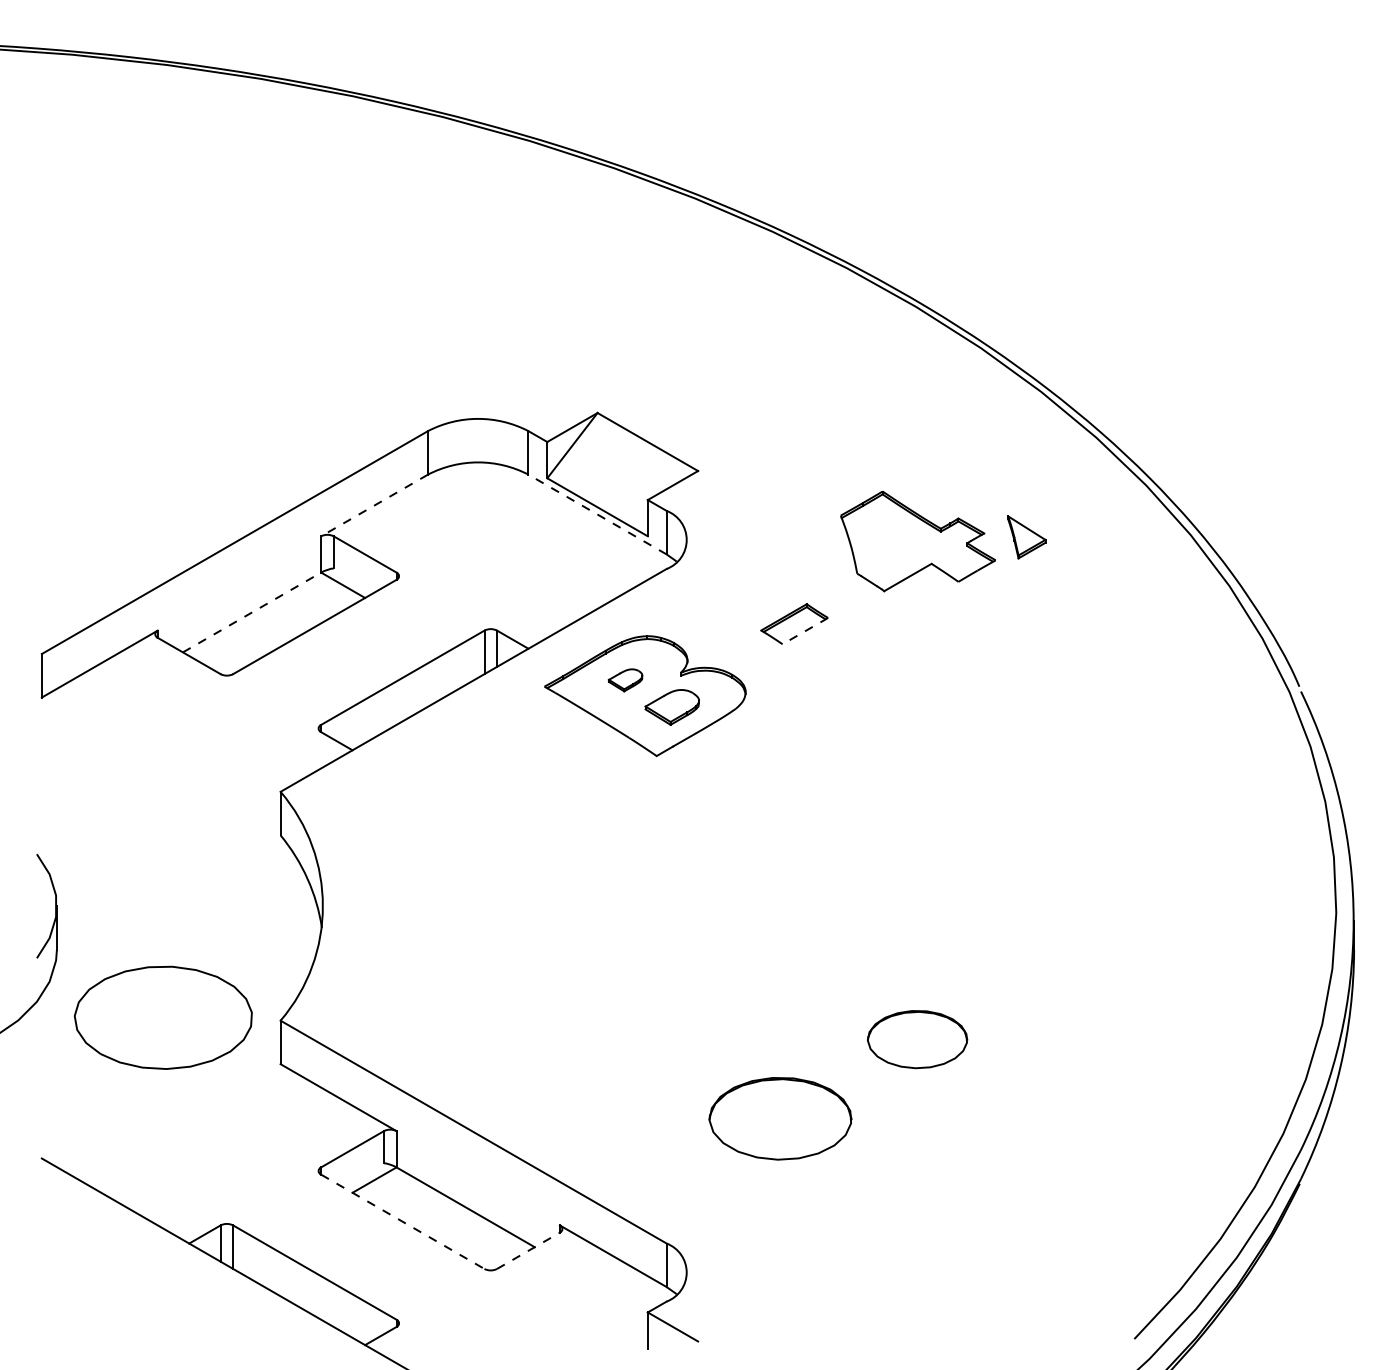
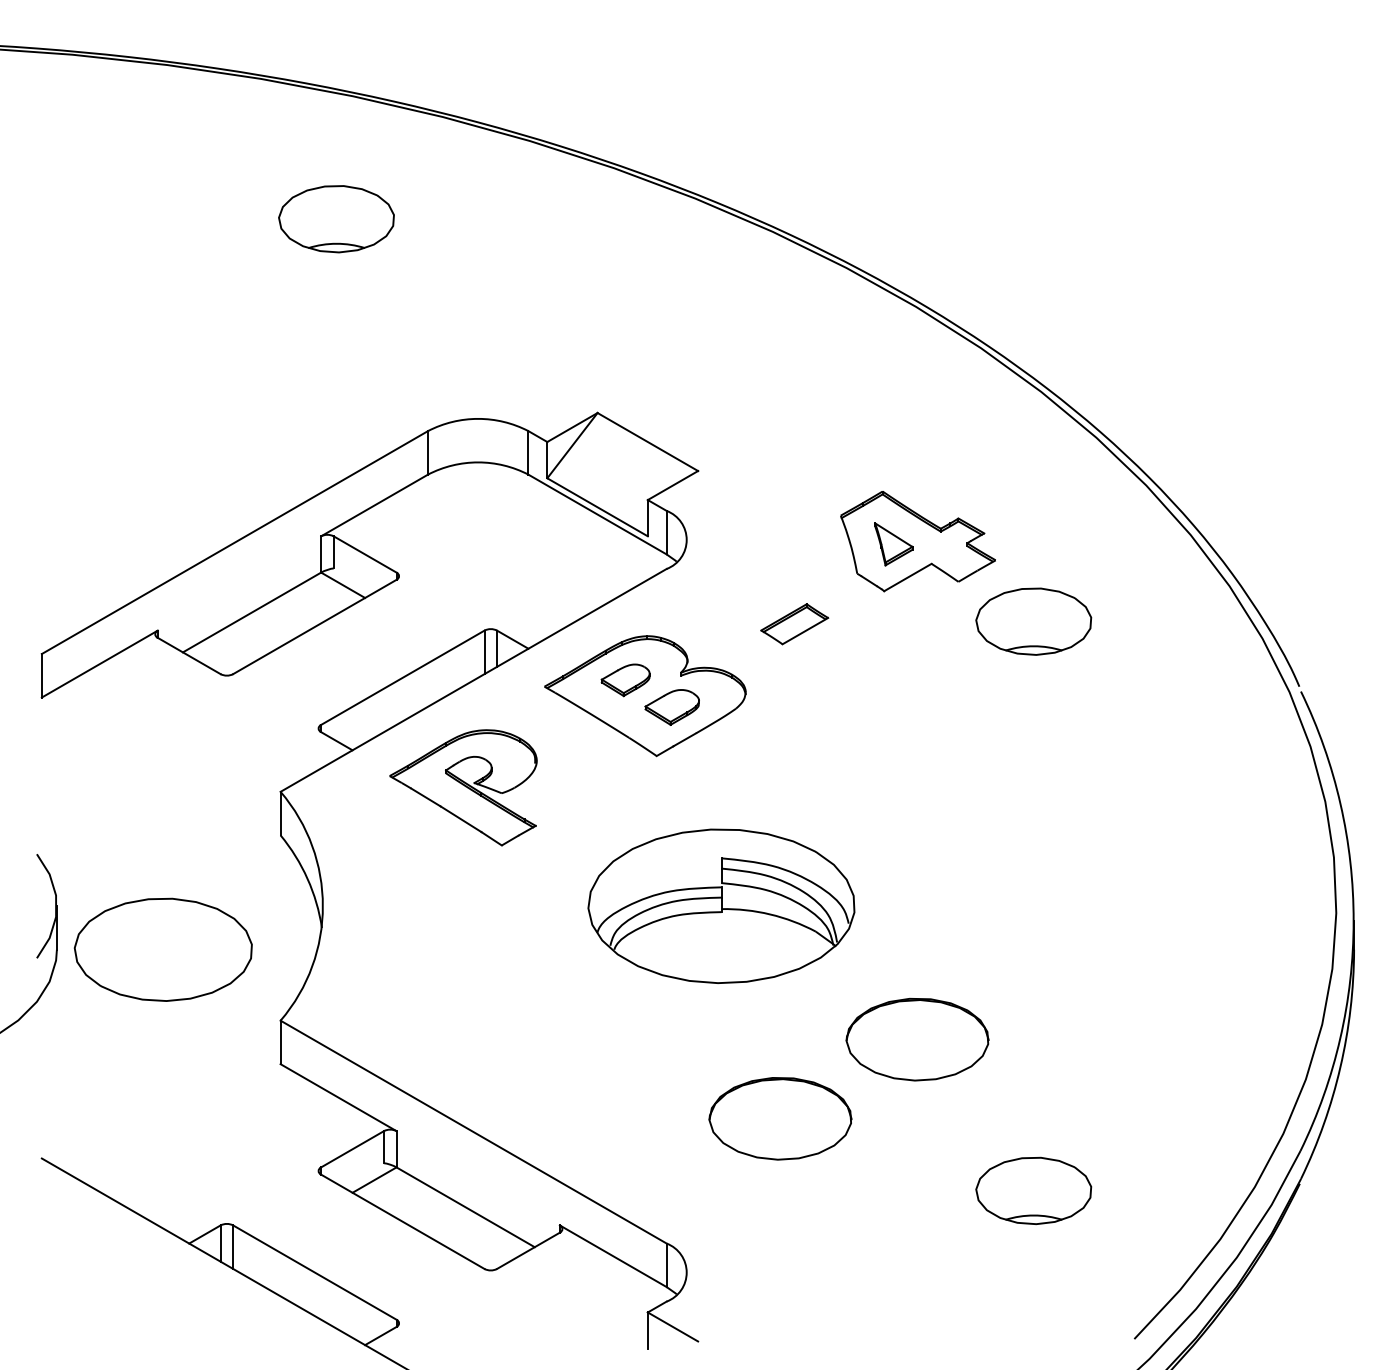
part: none -> present (336, 219)
line: dashed -> solid (374, 505)
line: dashed -> solid (597, 514)
part position: (1026, 537) -> (893, 544) (893, 544)
line: dashed -> solid (252, 612)
part: none -> present (1033, 621)
line: dashed -> solid (804, 631)
part size: 37x25 px -> 51x35 px (625, 680)
part: none -> present (463, 787)
part: none -> present (721, 905)
part position: (162, 1017) -> (162, 949) (162, 949)
part size: 103x60 px -> 145x85 px (917, 1039)
part: none -> present (1033, 1190)
line: dashed -> solid (403, 1222)
line: dashed -> solid (528, 1250)
